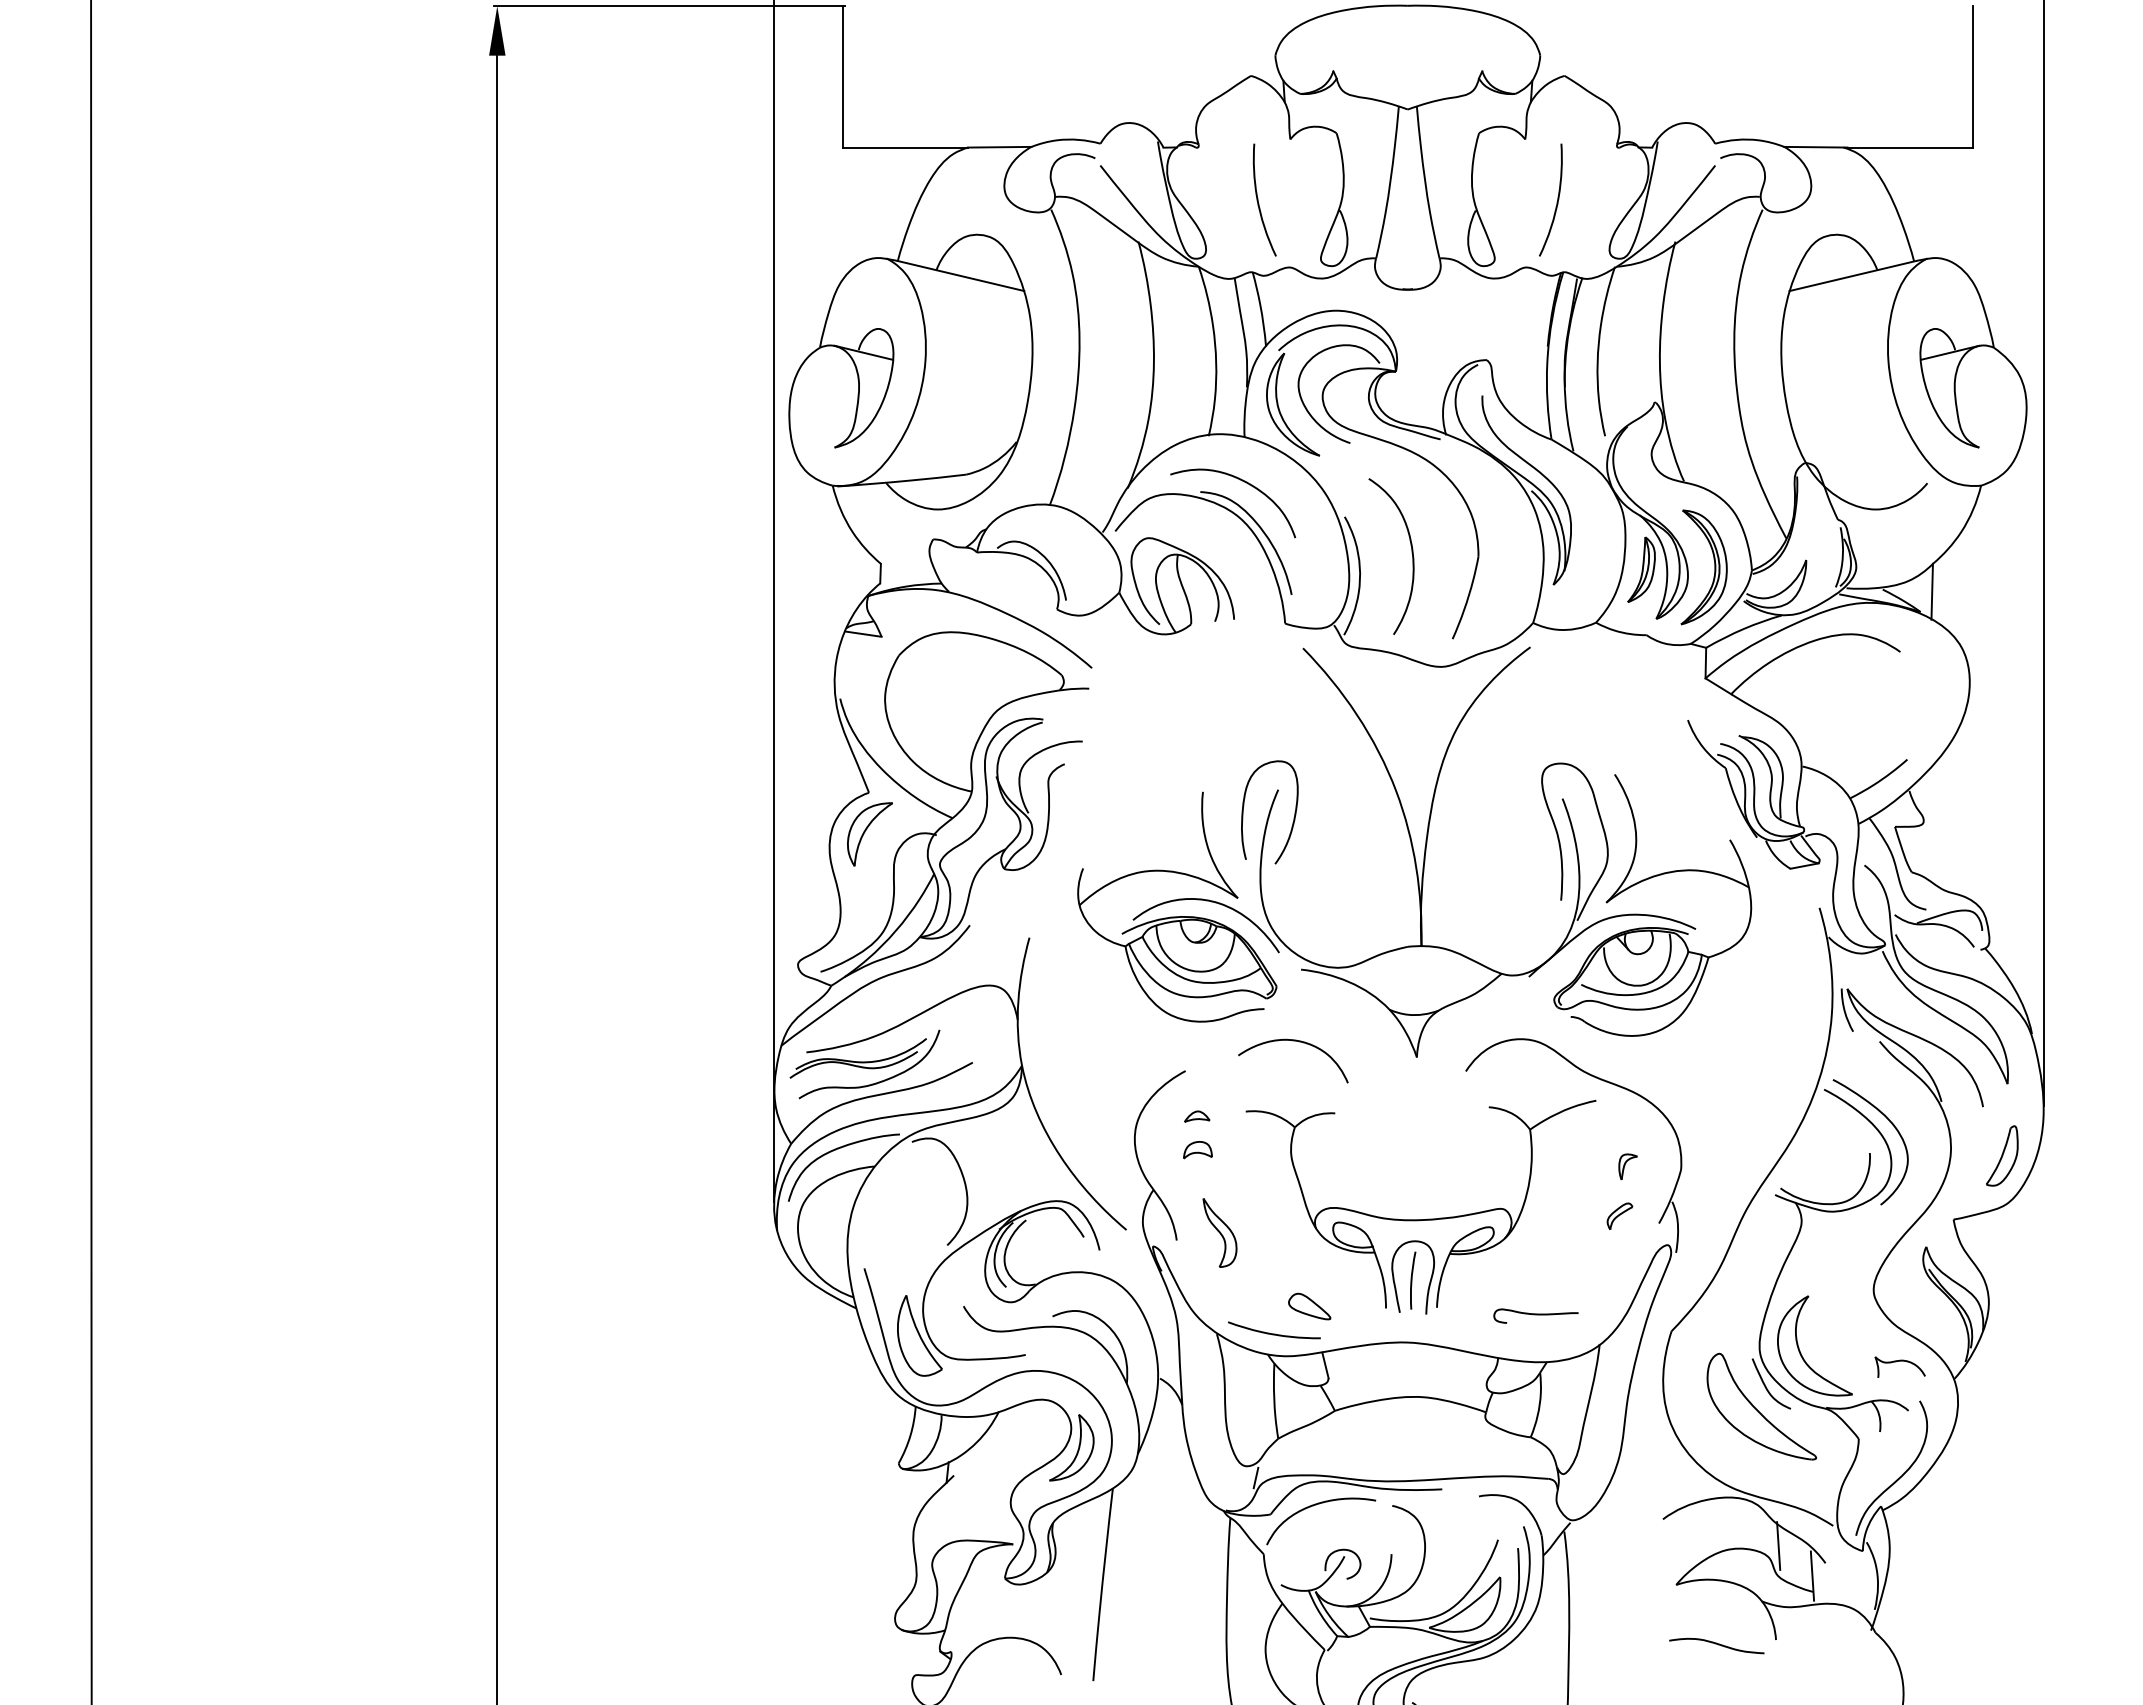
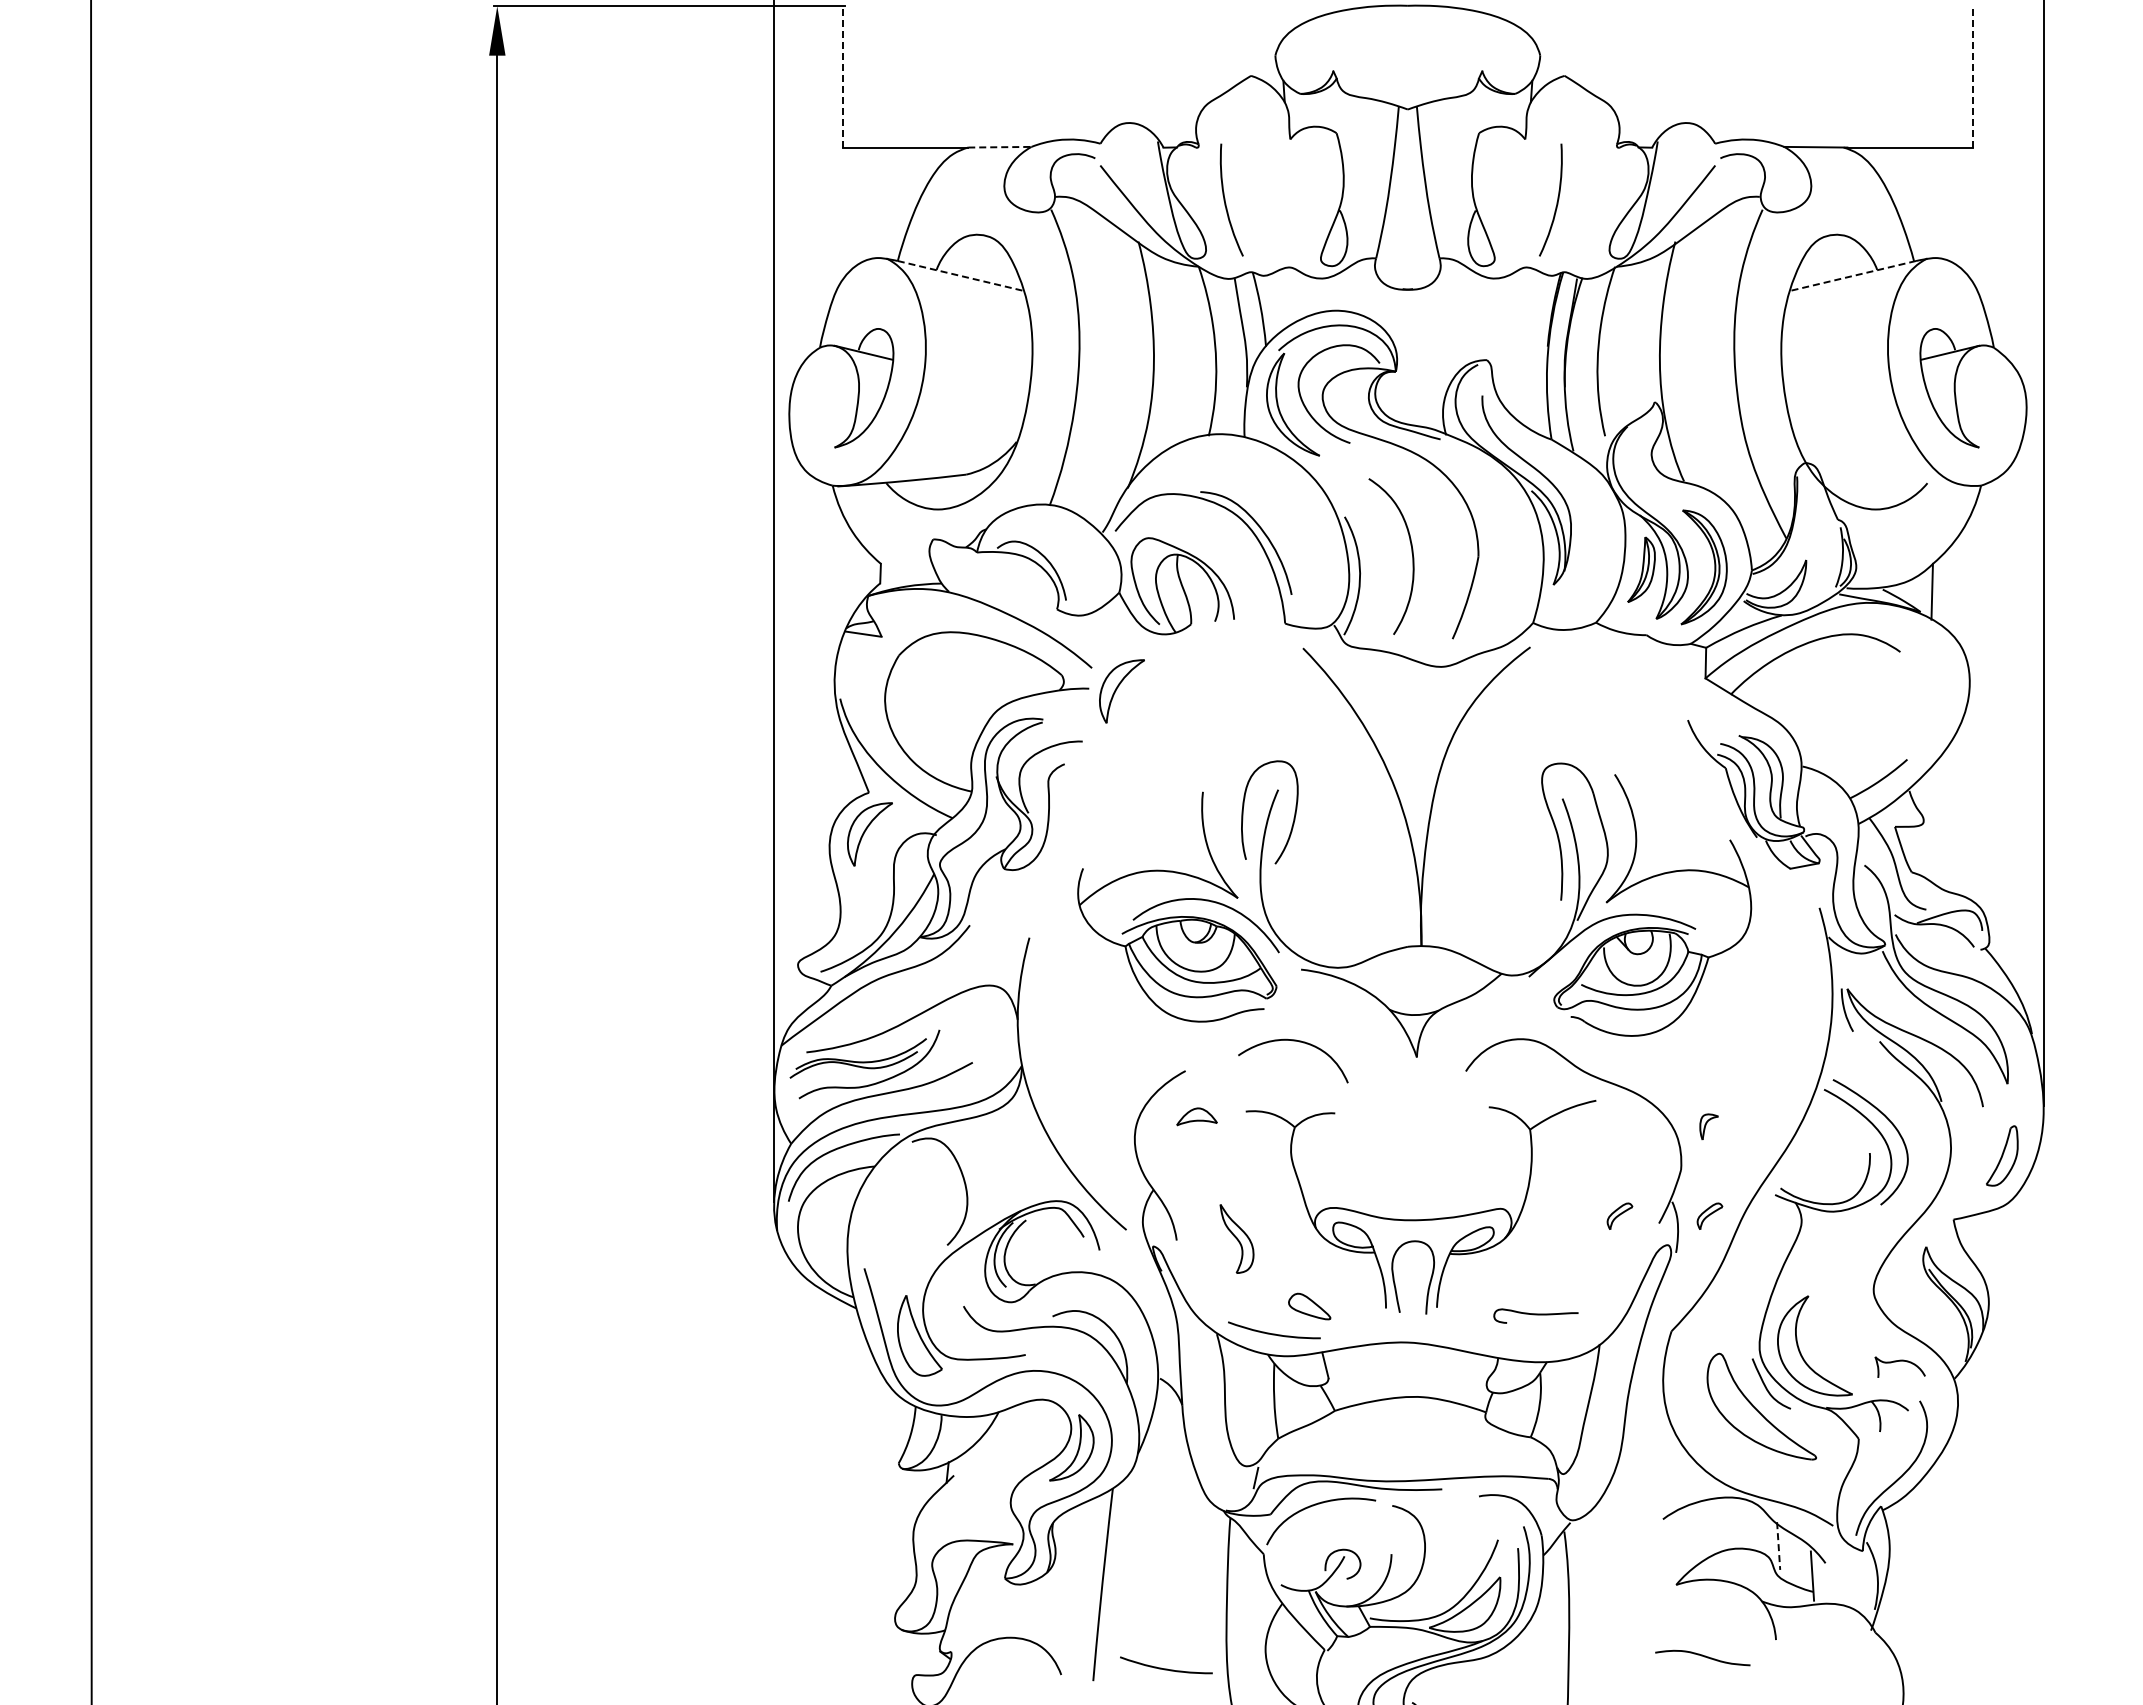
line: solid -> dashed (842, 76)
line: solid -> dashed (1972, 76)
line: solid -> dashed (999, 147)
curve position: (1258, 199) -> (1225, 199) (1225, 199)
line: solid -> dashed (961, 276)
line: solid -> dashed (1852, 276)
curve: present -> none (1244, 482)
part: none -> present (1121, 691)
part size: 27x13 px -> 42x20 px (1196, 1116)
part: present -> none (1197, 1150)
part position: (1627, 1166) -> (1708, 1126) (1708, 1126)
part: none -> present (1709, 1215)
part position: (1219, 1232) -> (1236, 1238) (1236, 1238)
curve: present -> none (1412, 1280)
line: solid -> dashed (1778, 1546)
curve position: (1716, 1644) -> (1702, 1656) (1702, 1656)
curve: none -> present (1166, 1668)
